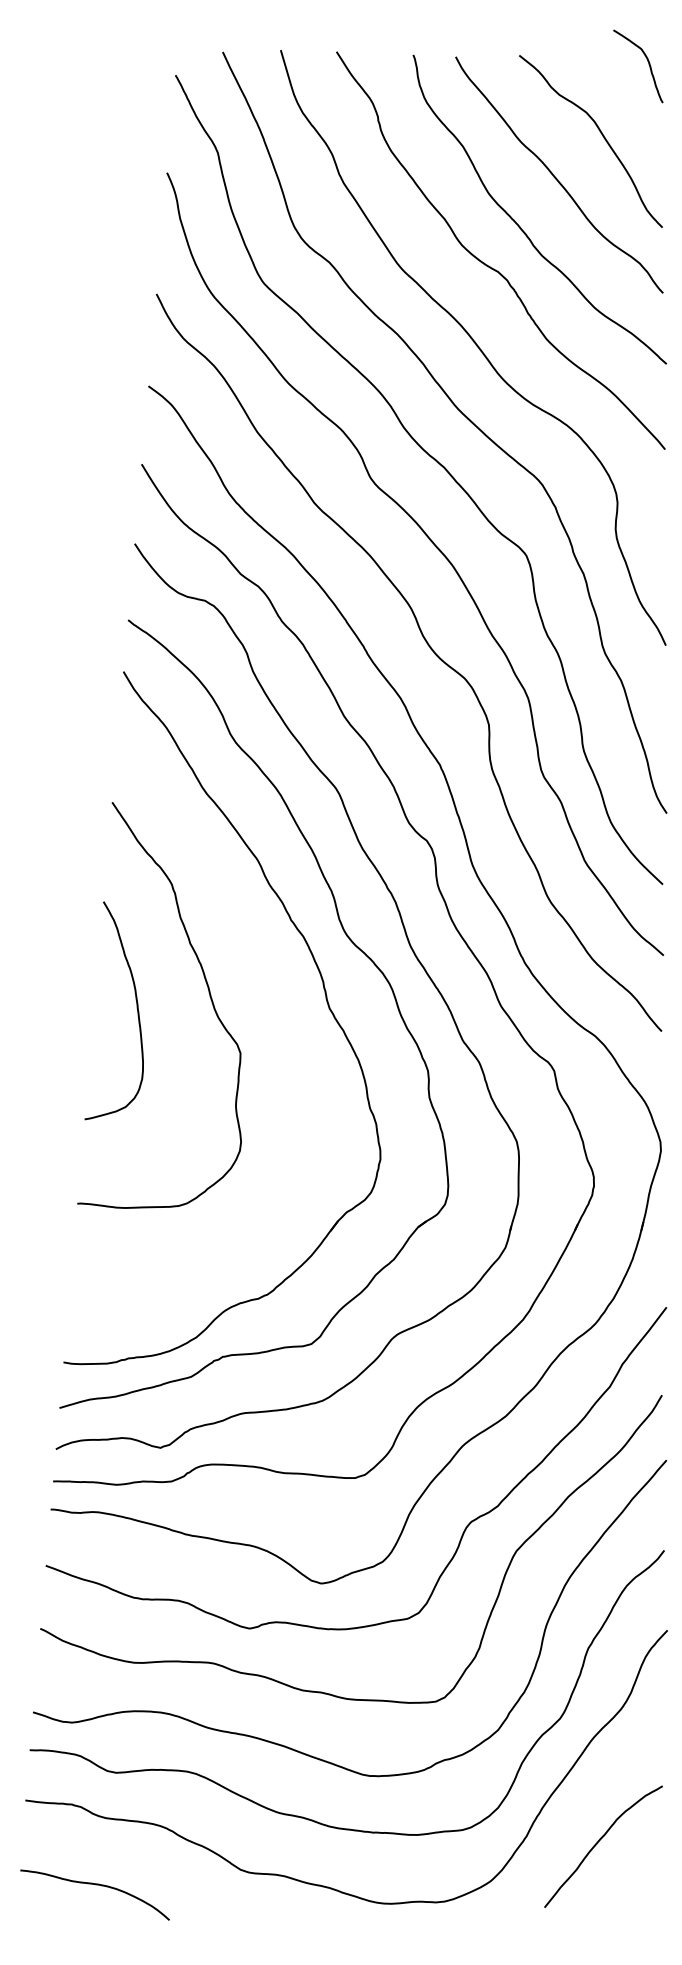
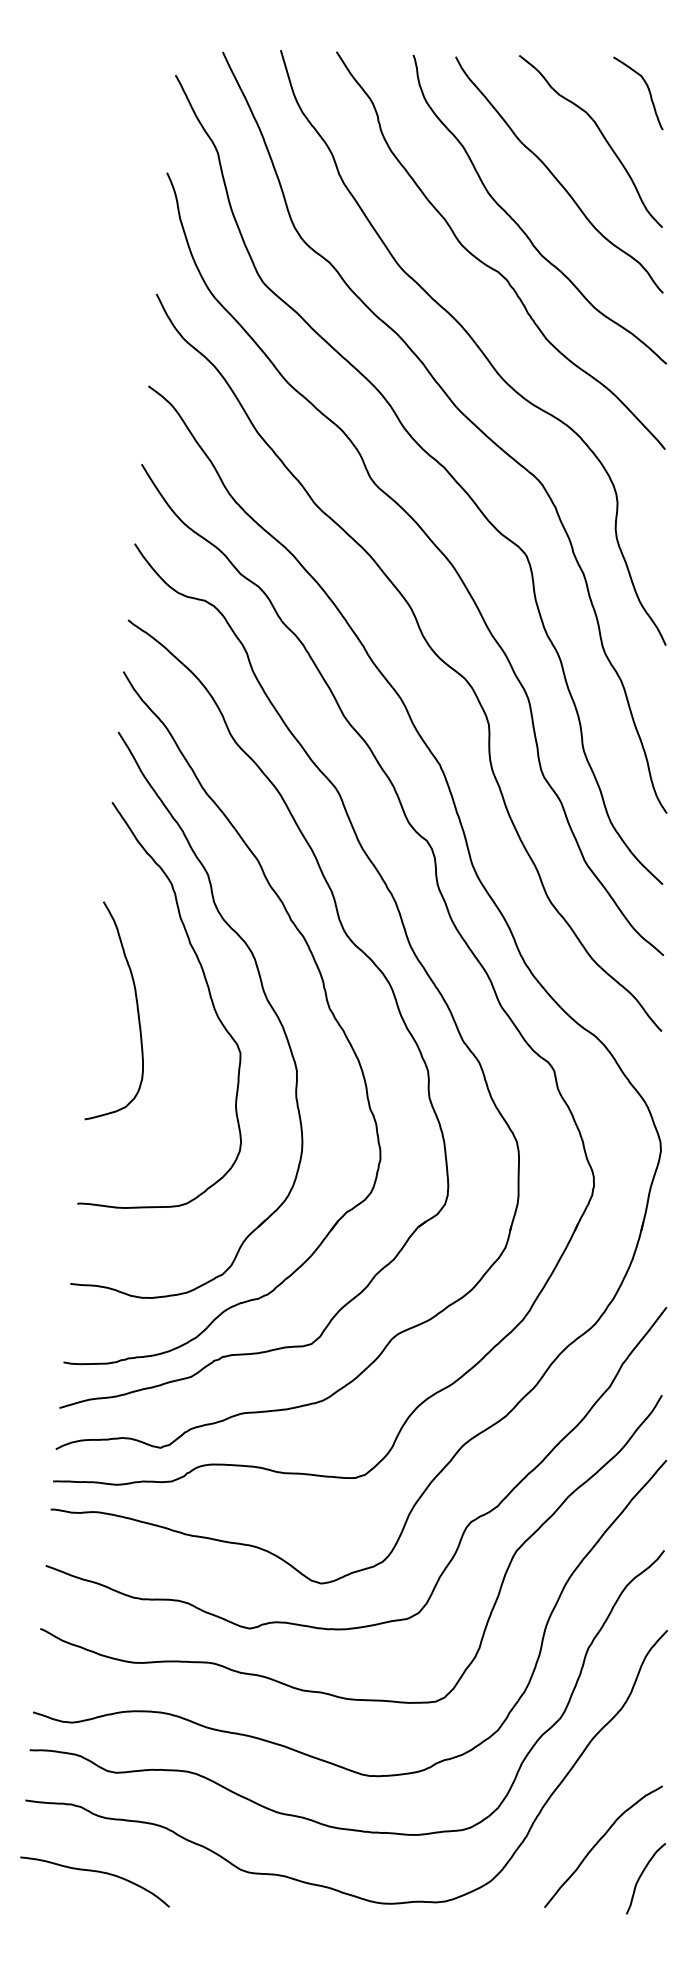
curve position: (648, 64) -> (648, 91) (648, 91)
part: none -> present (262, 990)
curve: none -> present (641, 1876)
curve position: (95, 1885) -> (95, 1872) (95, 1872)
